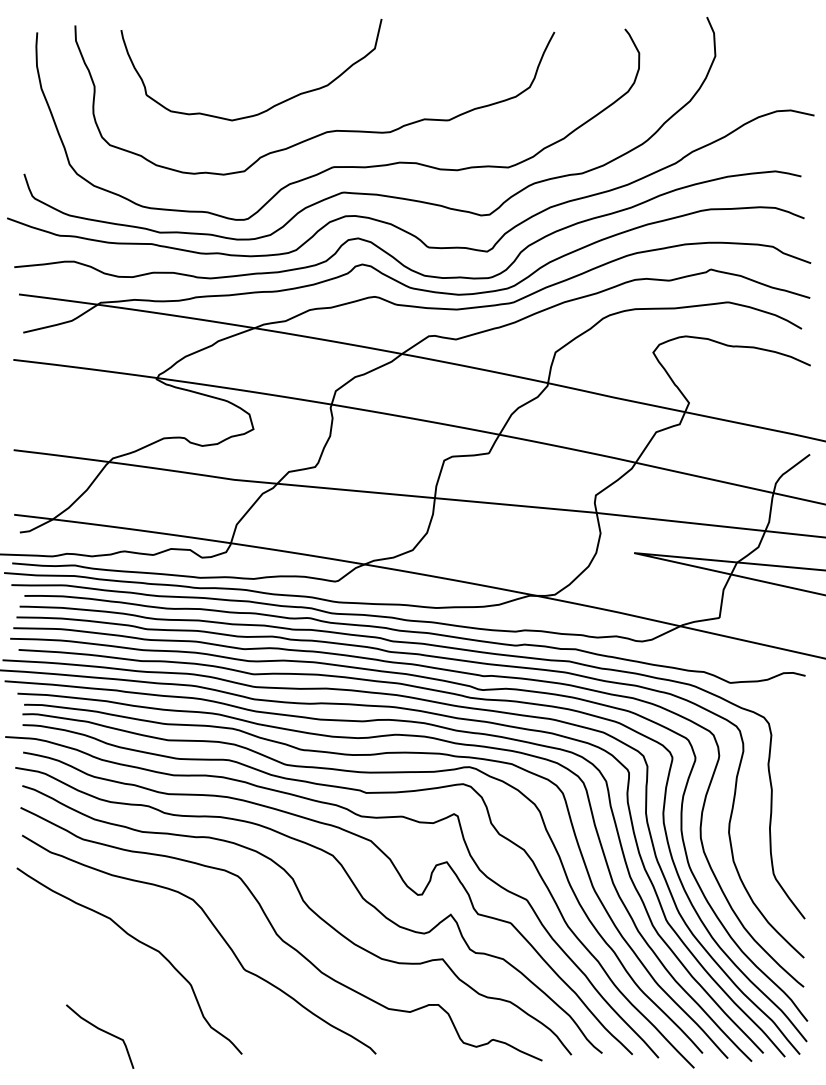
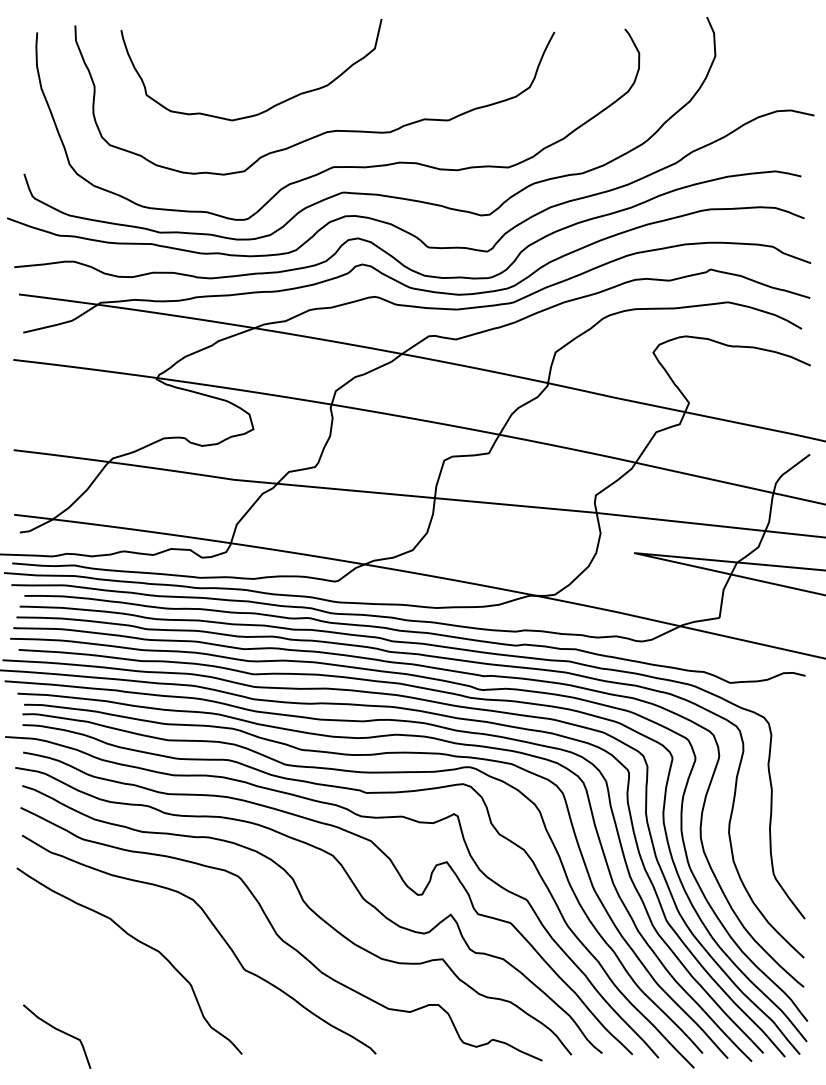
curve position: (102, 1031) -> (59, 1031) (59, 1031)
